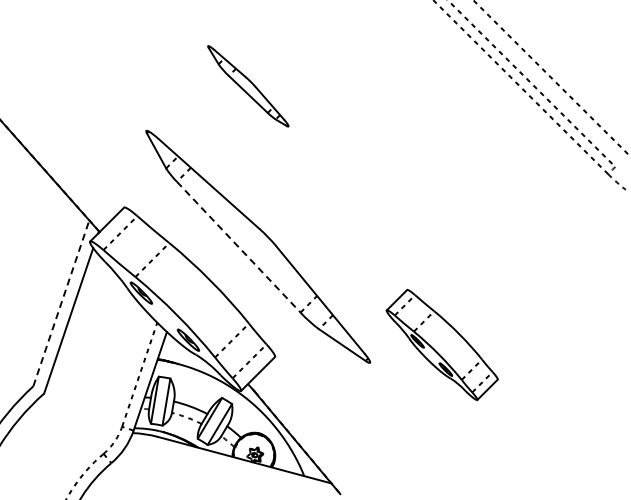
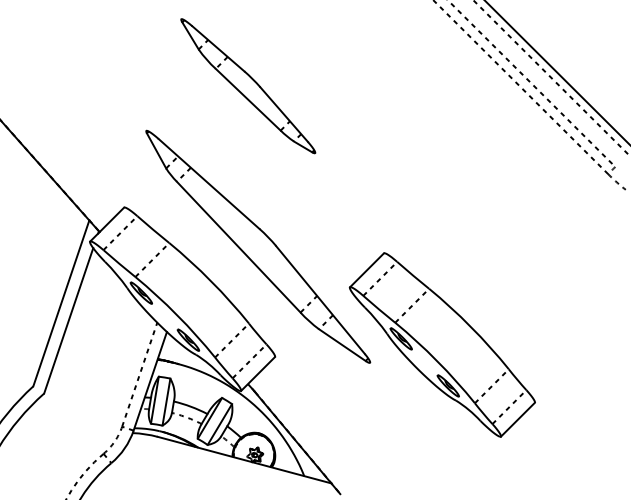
line: none -> present (556, 72)
part size: 83x83 px -> 137x137 px (248, 86)
line: dashed -> solid (238, 247)
line: dashed -> solid (61, 303)
part size: 114x114 px -> 188x186 px (441, 344)
